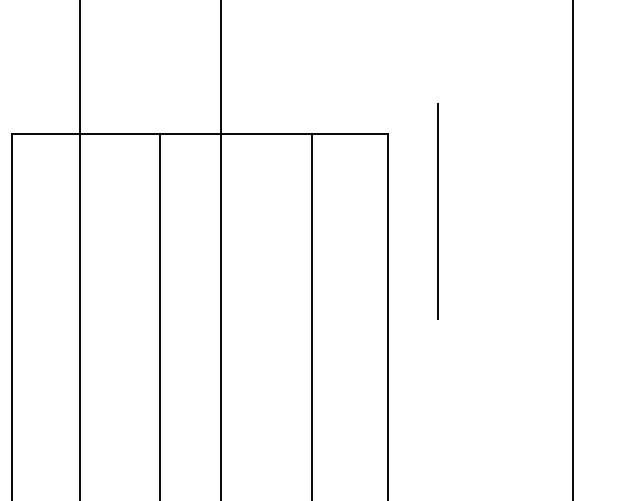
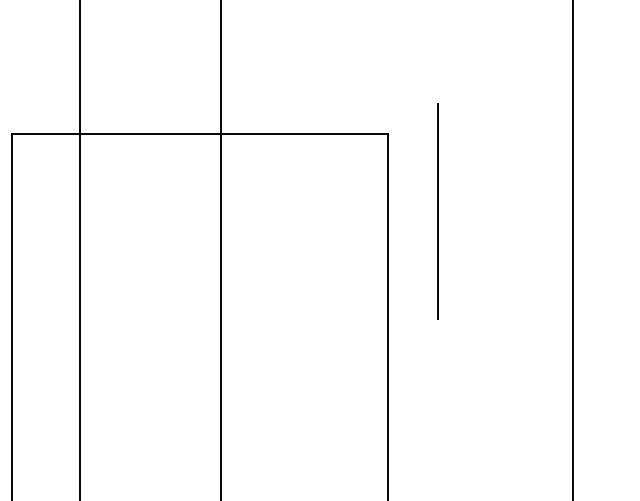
line: present -> none (160, 315)
line: present -> none (311, 315)
